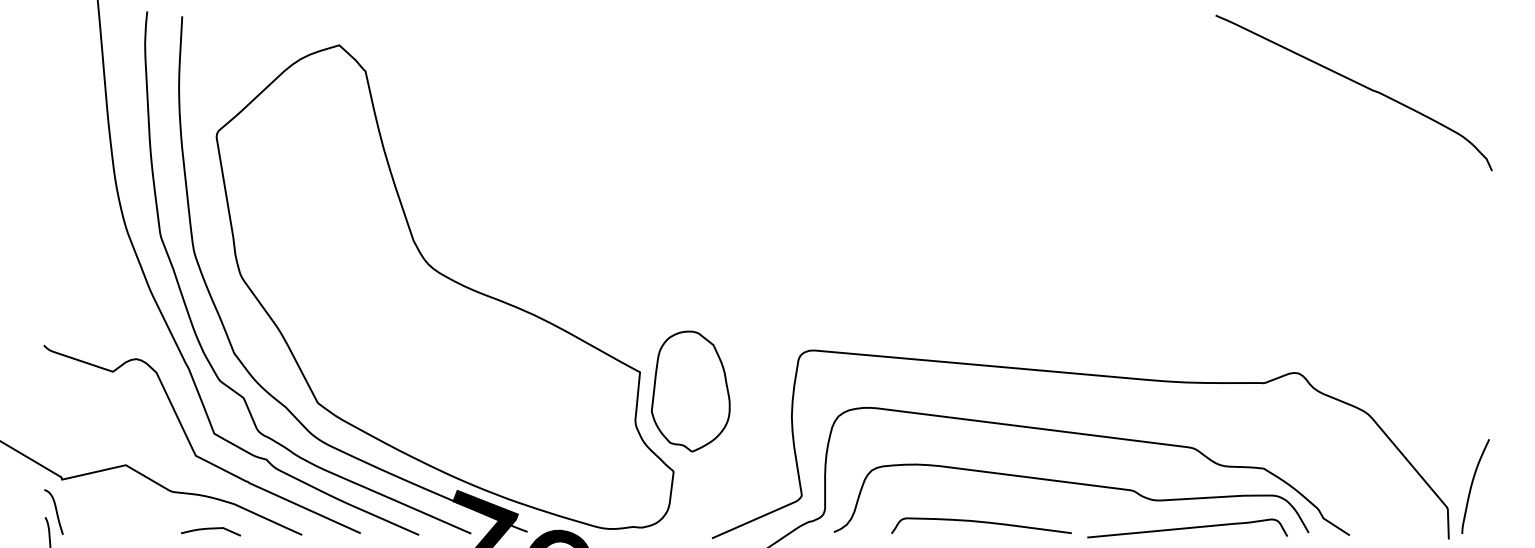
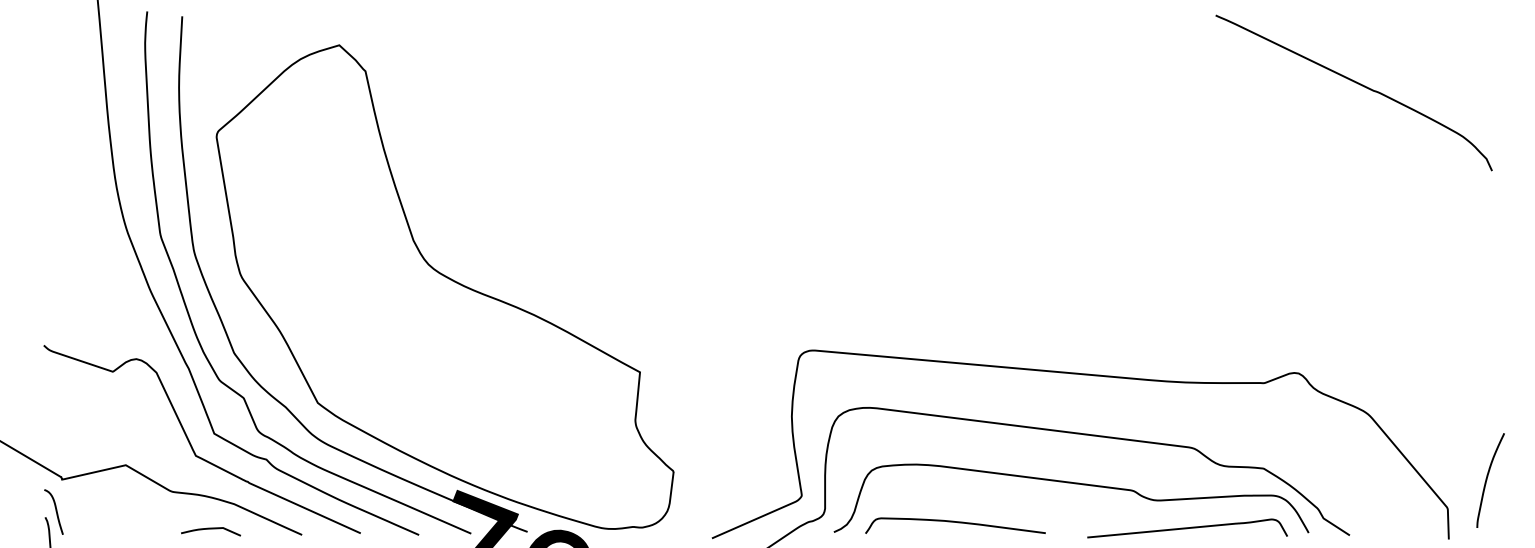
part: present -> none (690, 391)
curve position: (1472, 486) -> (1487, 480) (1487, 480)
curve position: (983, 523) -> (957, 523) (957, 523)
